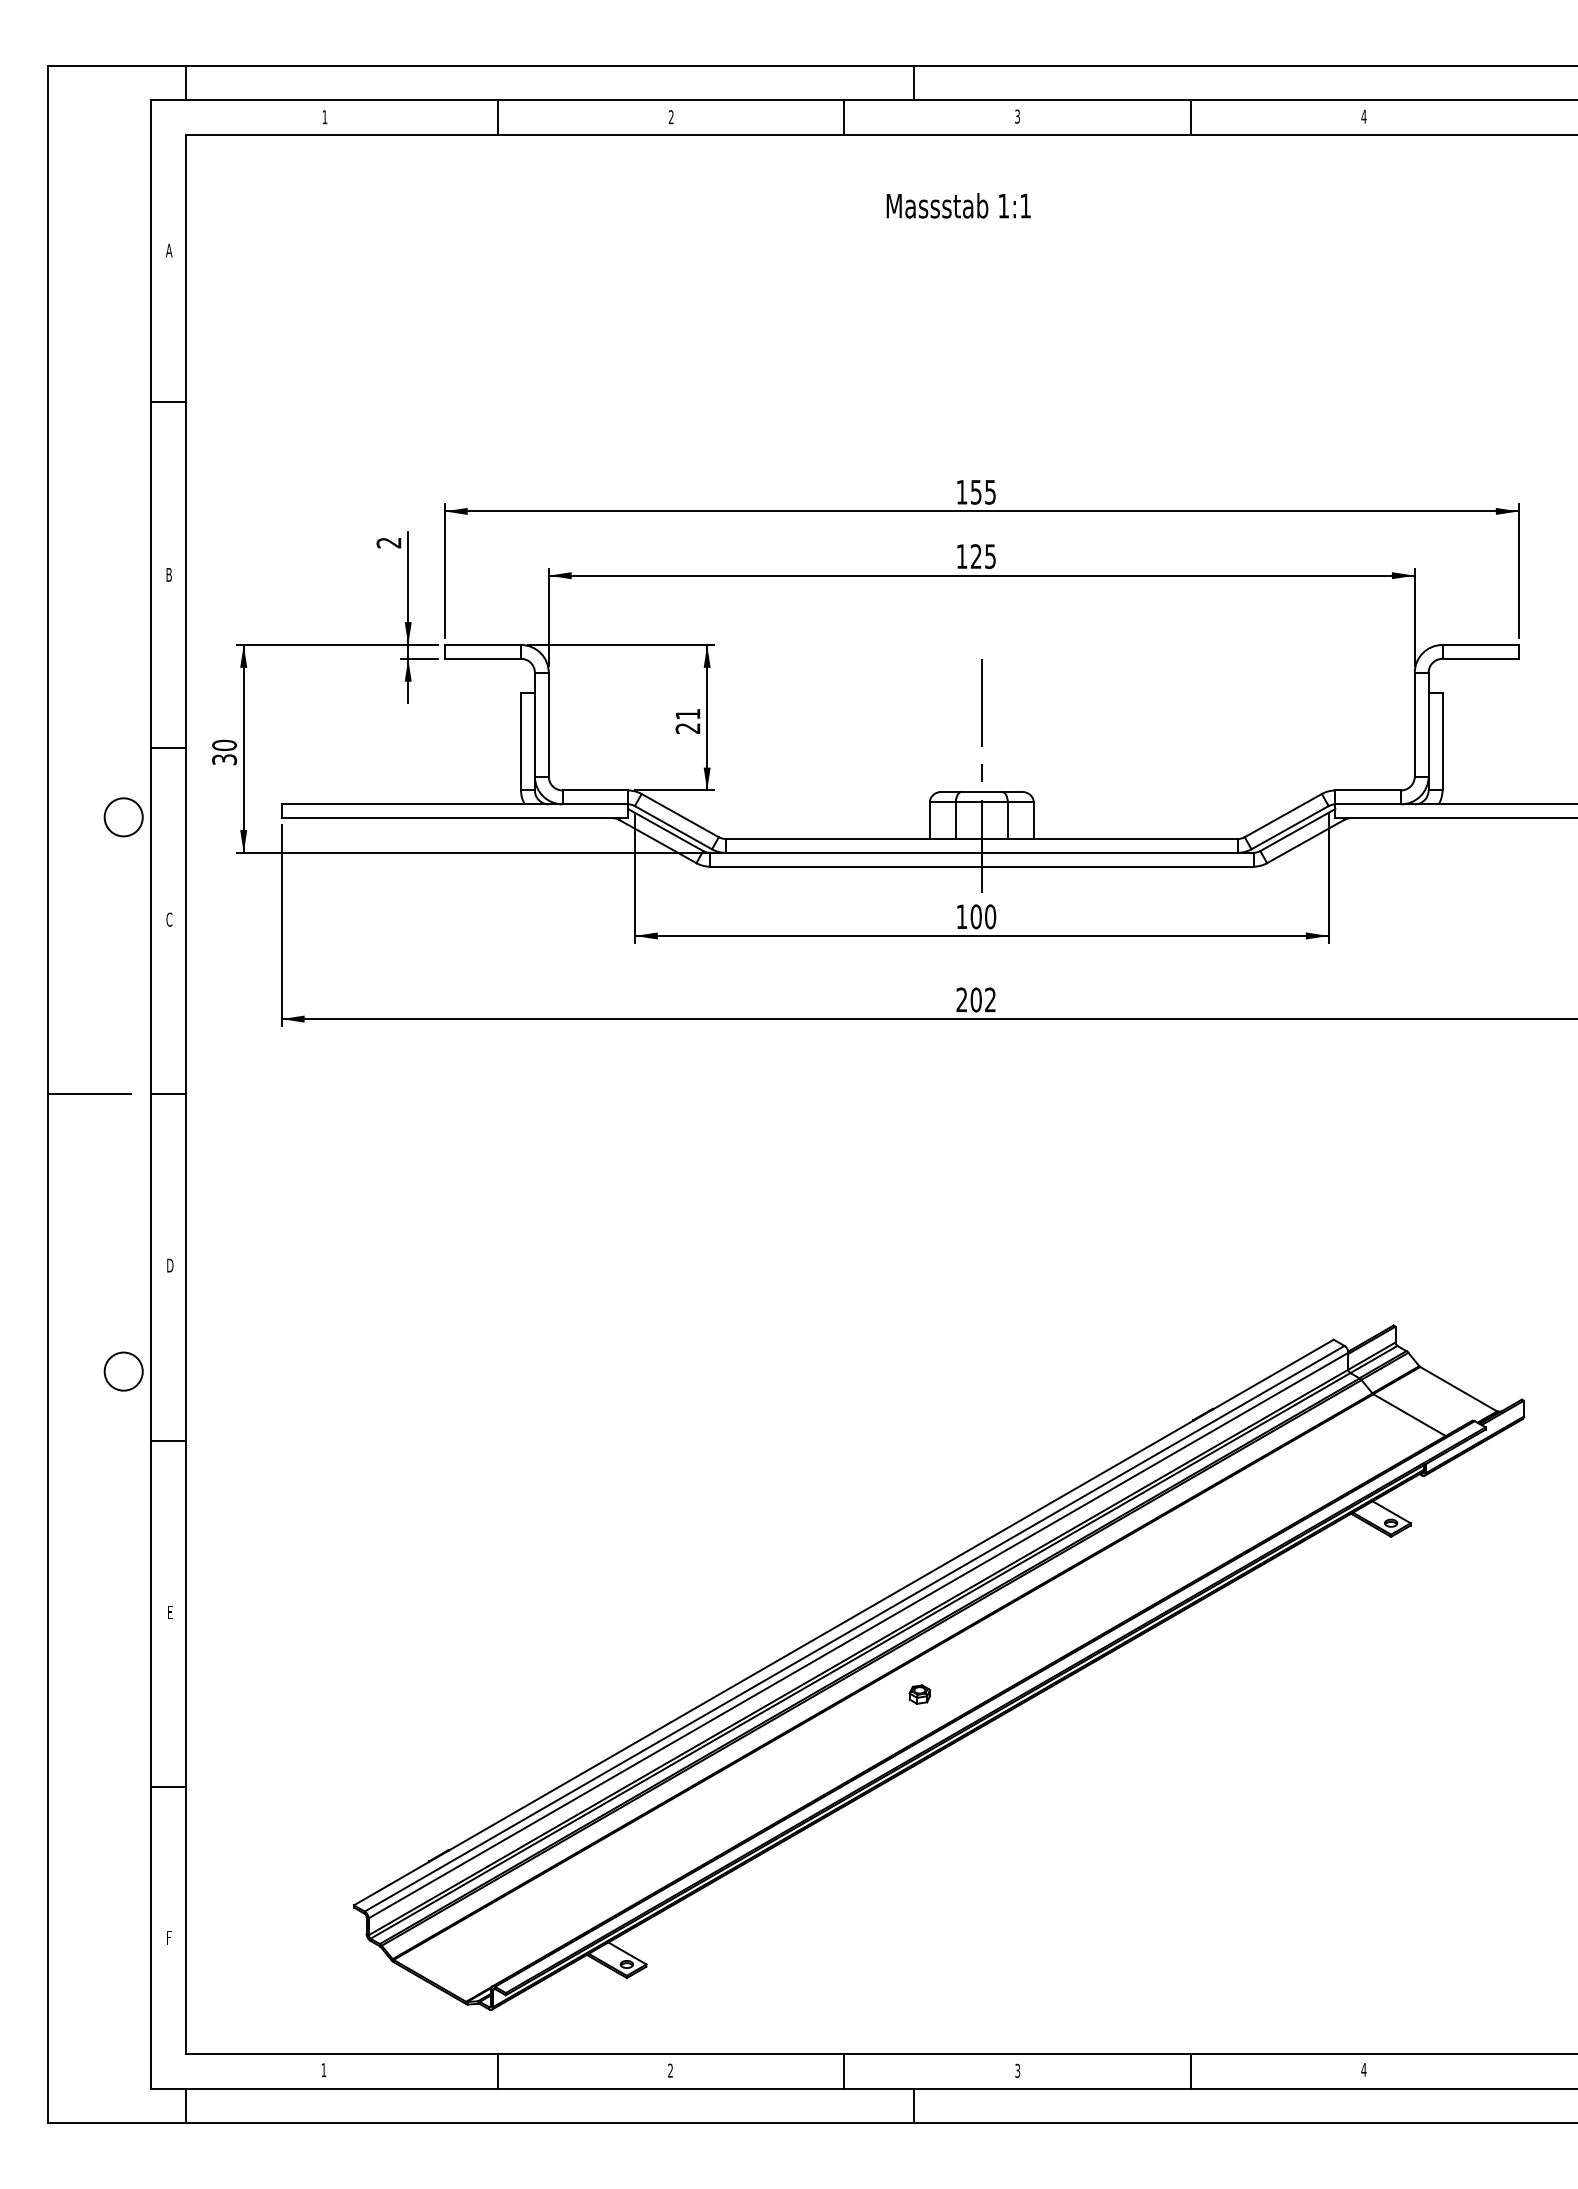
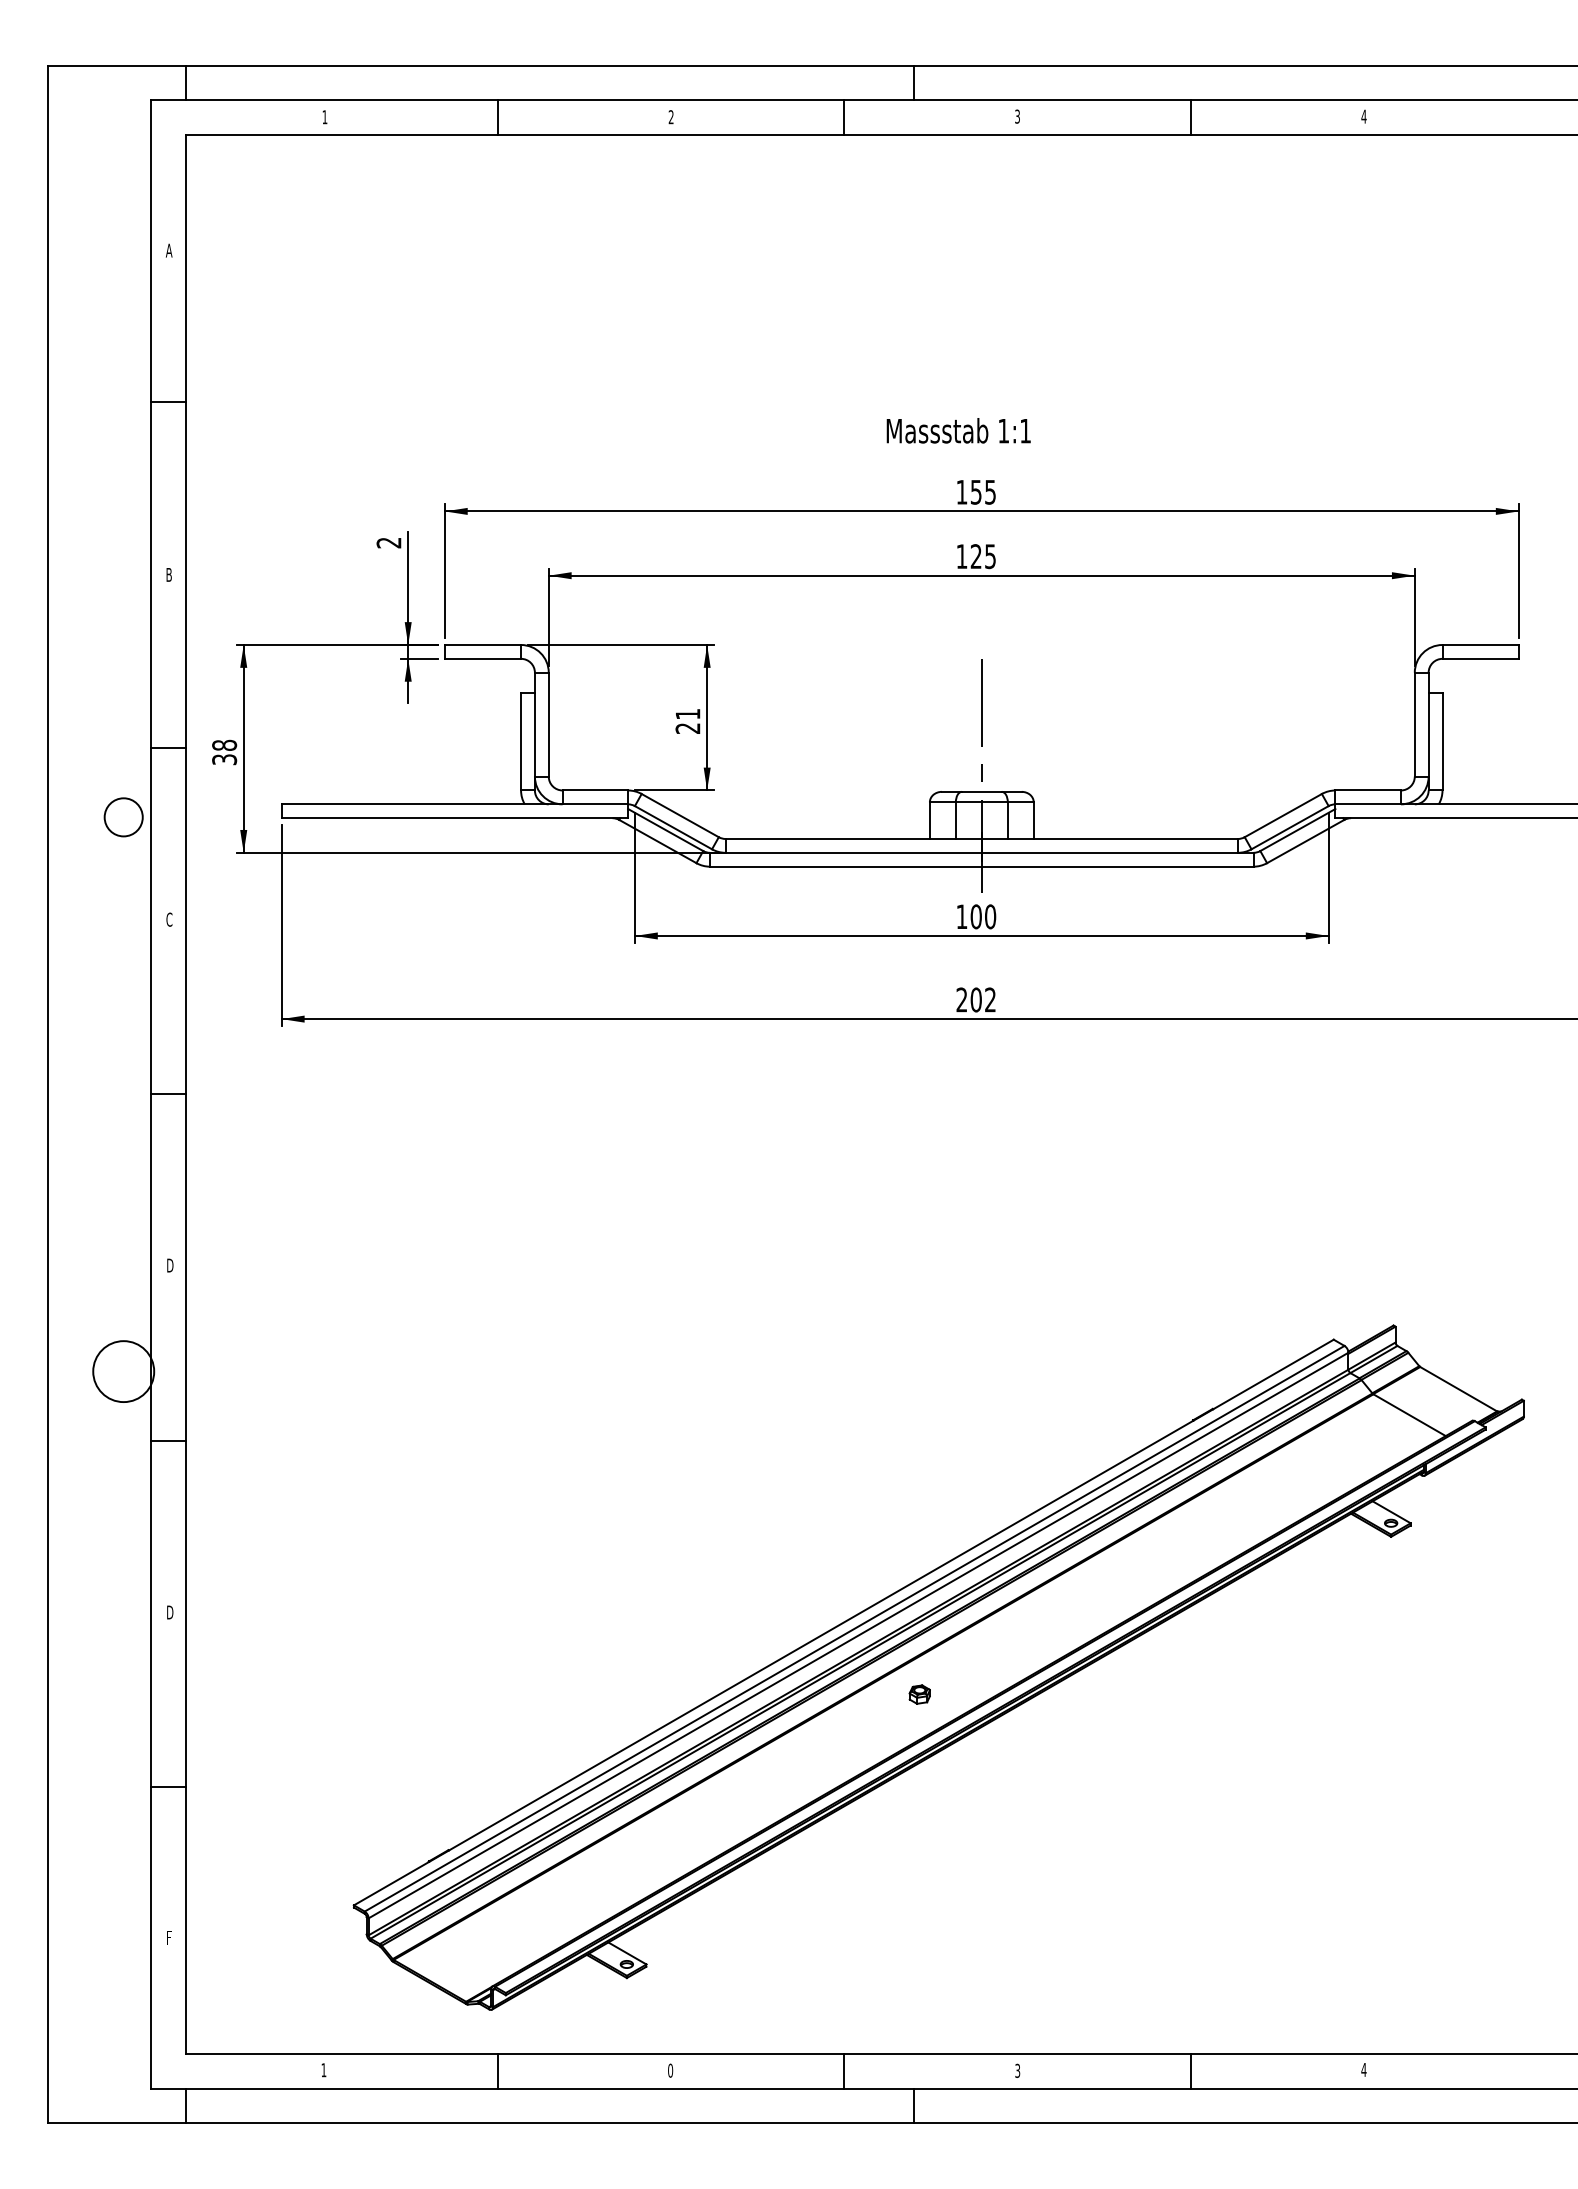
text position: (958, 205) -> (958, 430) (958, 430)
text: 30 -> 38 (224, 744)
line: present -> none (88, 1094)
circle diameter: 38 px -> 61 px (123, 1371)
text: E -> D (170, 1612)
text: 2 -> 0 (670, 2070)
